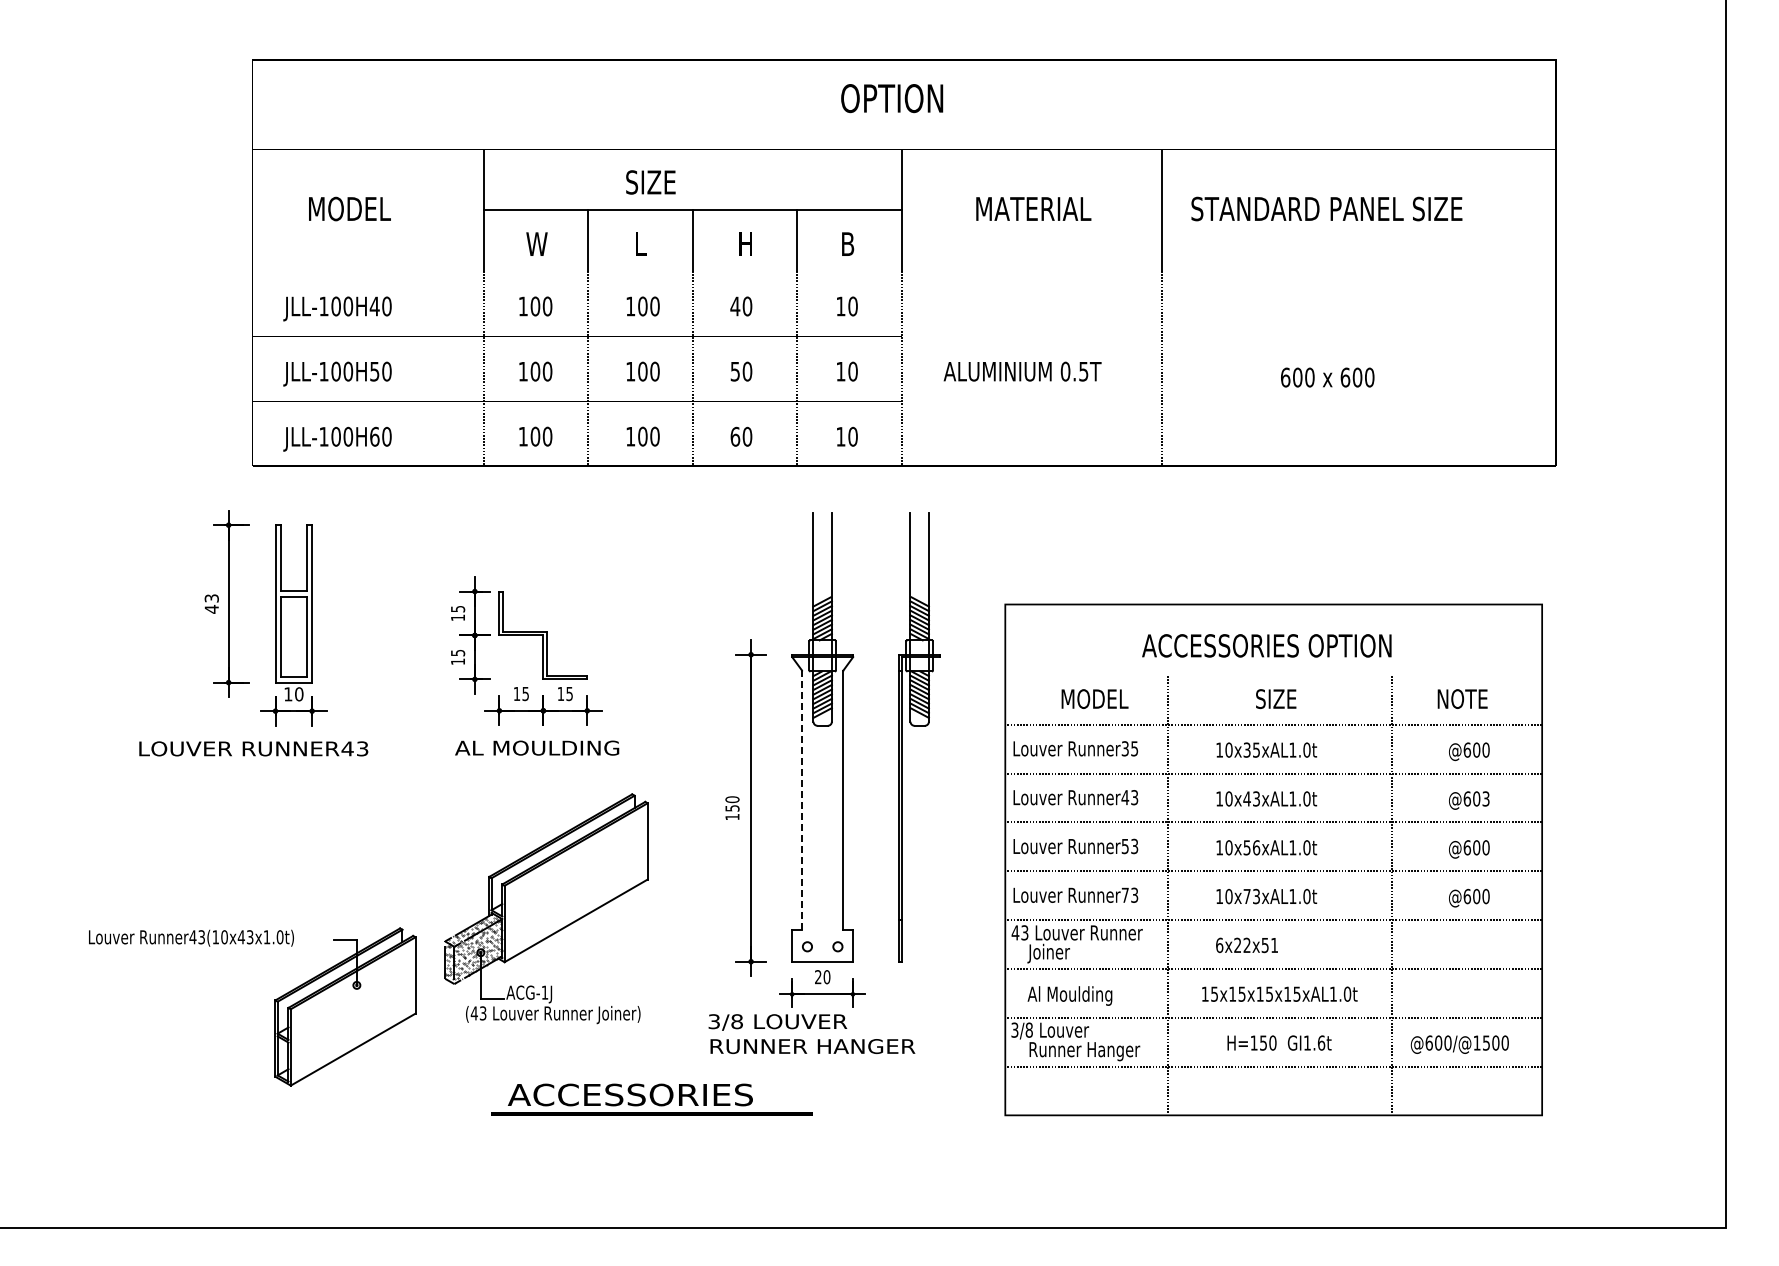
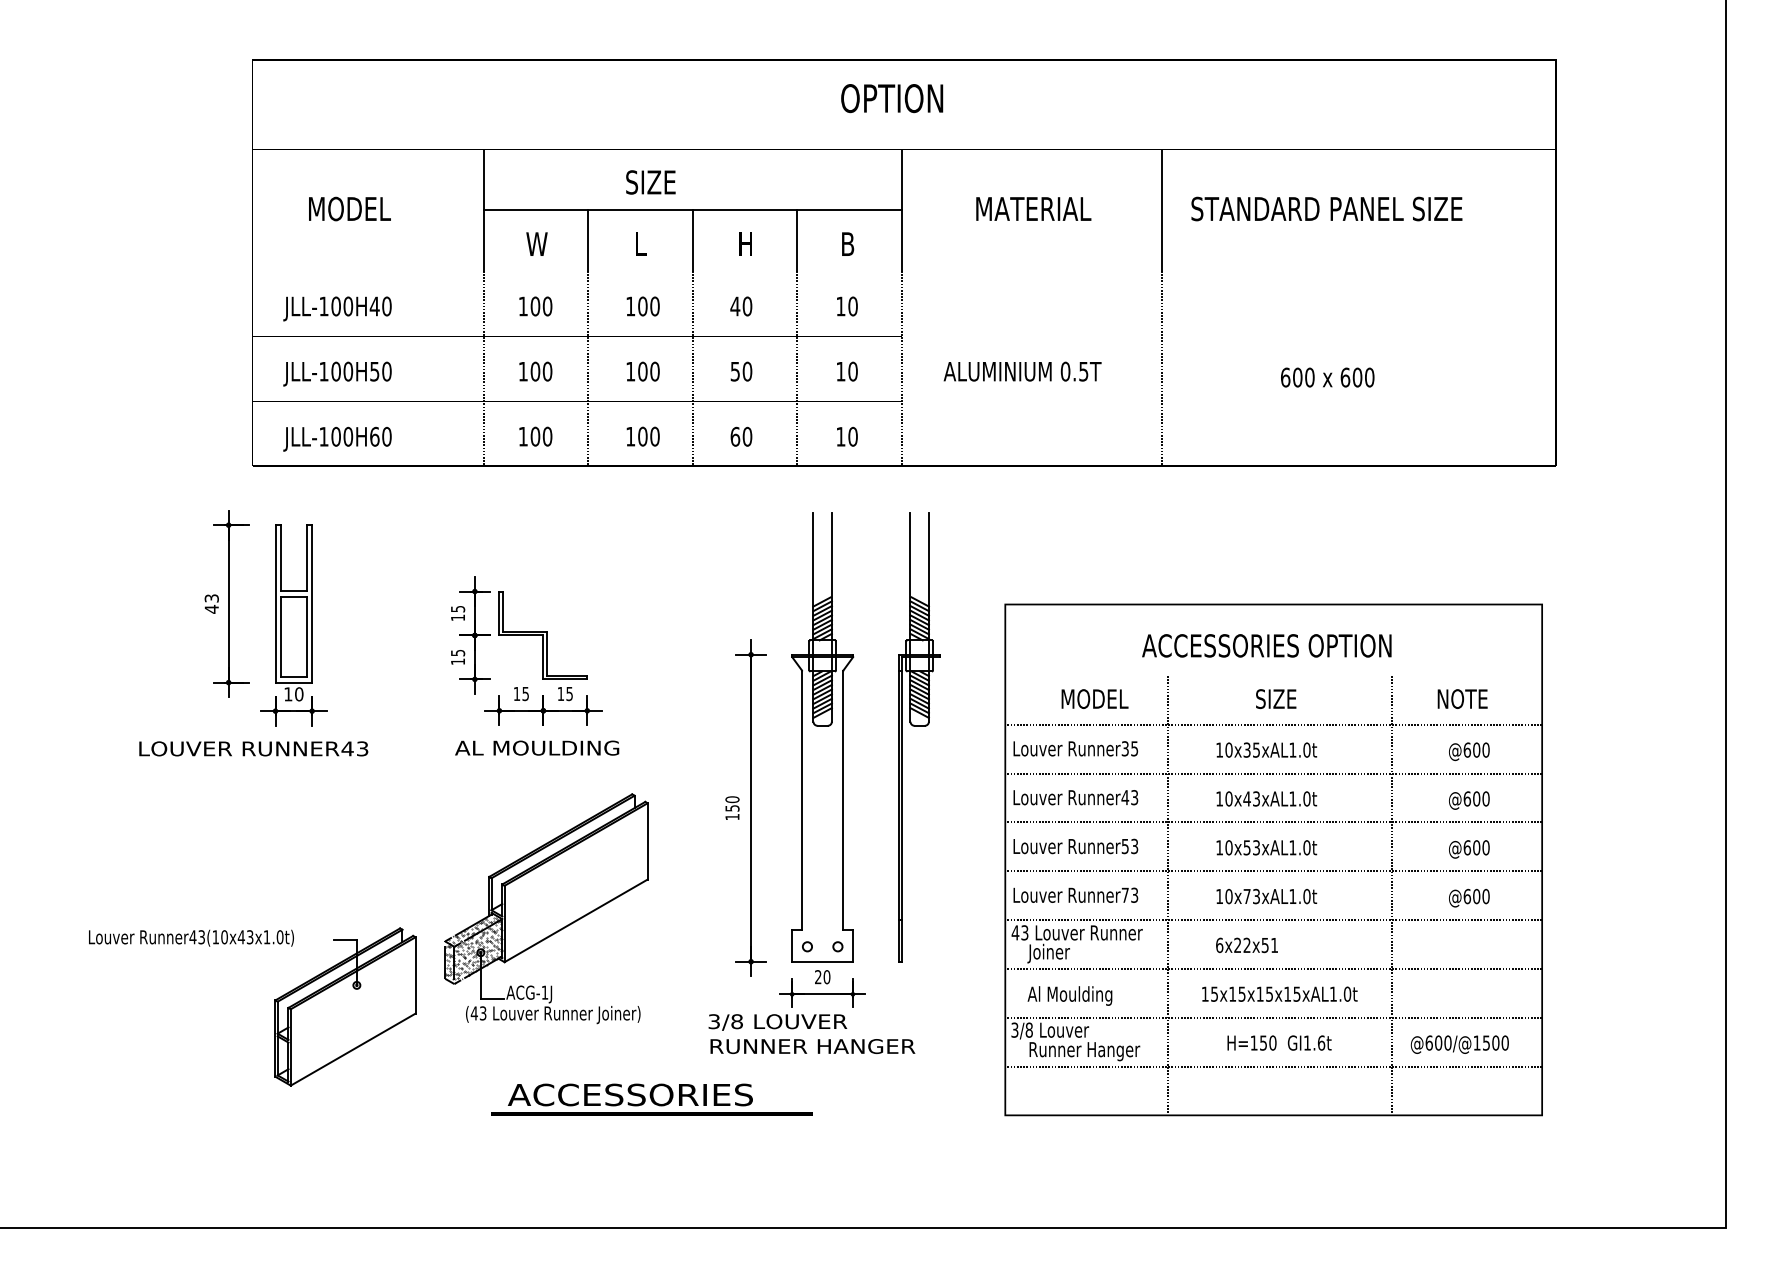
text: @603 -> @600 (1485, 798)
line: dashed -> solid (802, 800)
text: 10x56xAL1.0t -> 10x53xAL1.0t (1256, 847)
